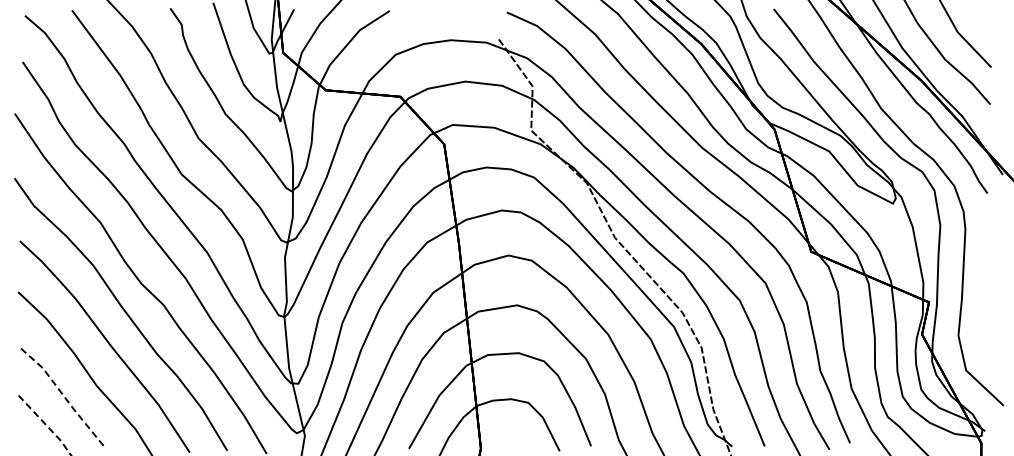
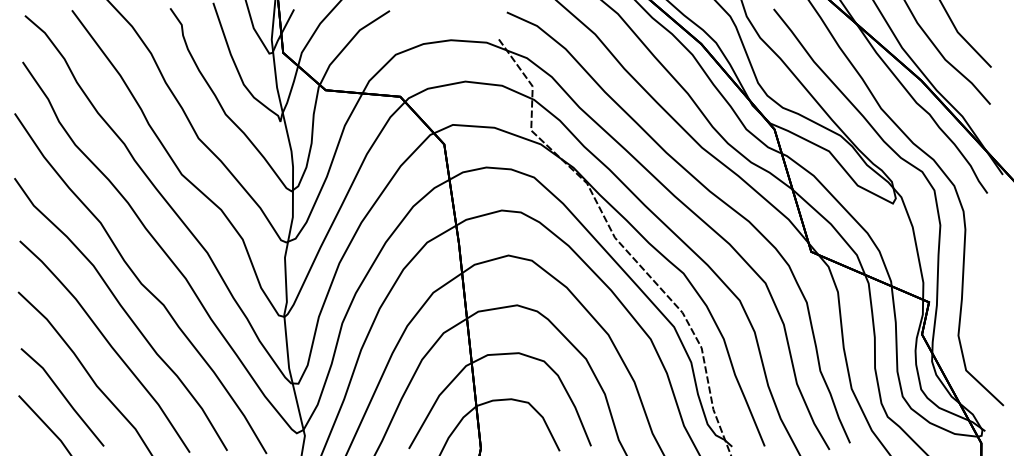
line: dashed -> solid (63, 395)
line: dashed -> solid (46, 425)
